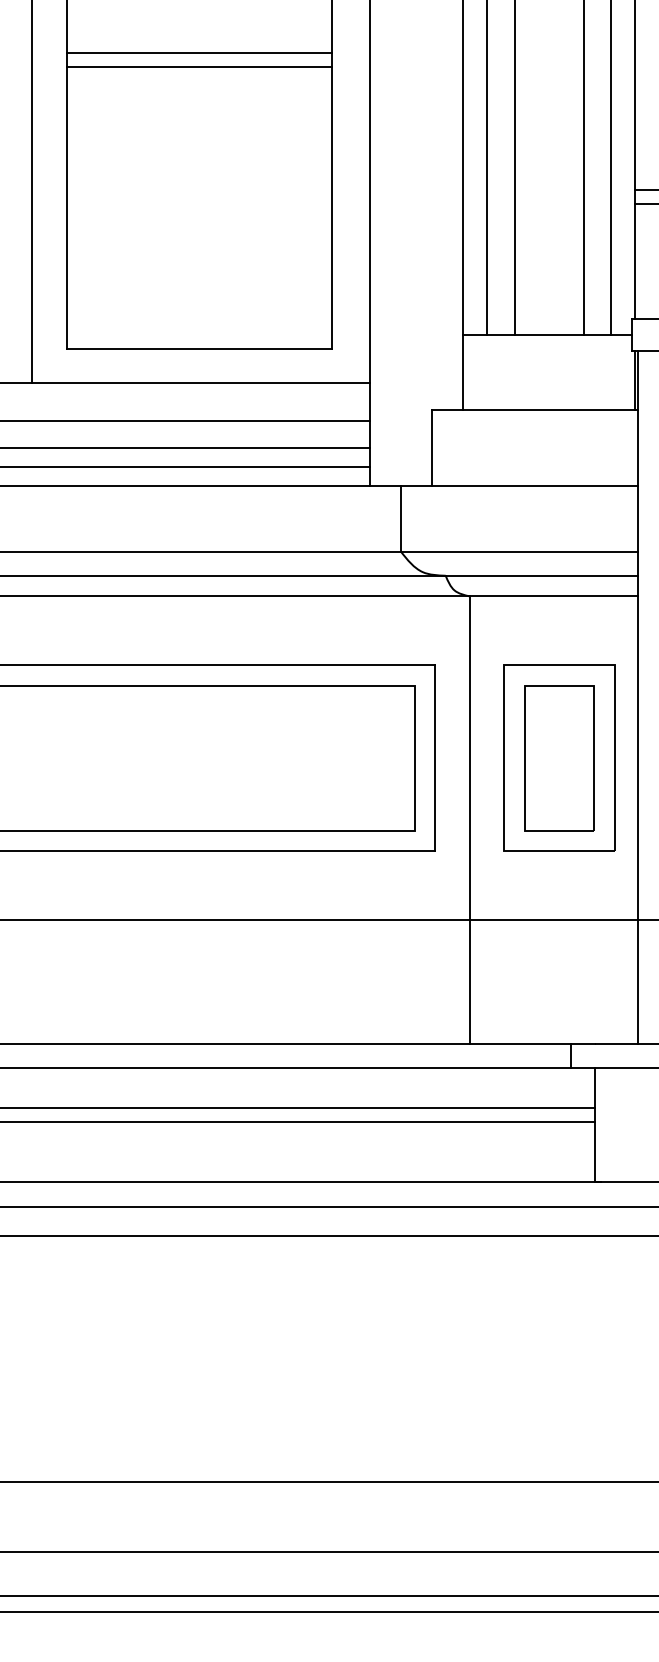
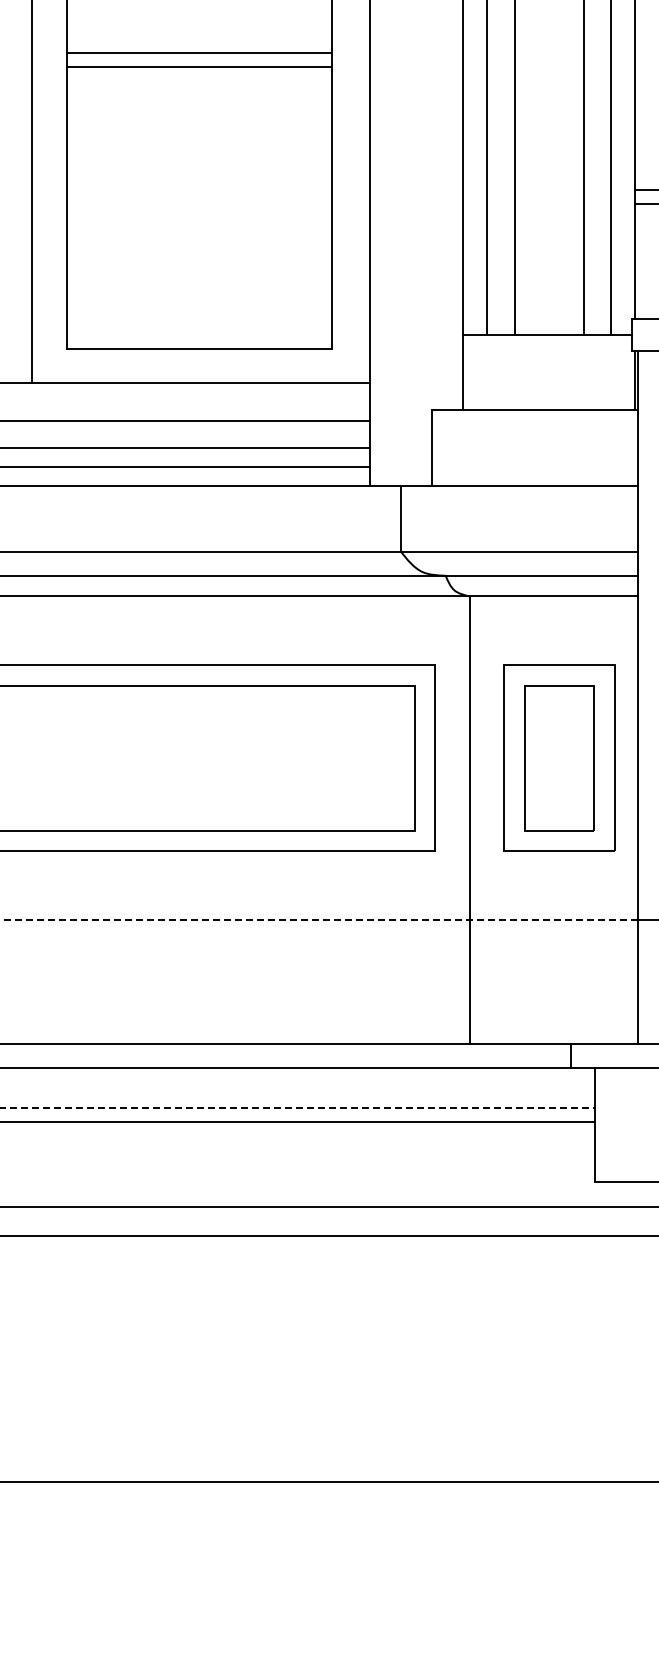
line: solid -> dashed (318, 920)
line: solid -> dashed (298, 1108)
line: present -> none (301, 1182)
line: present -> none (328, 1551)
line: present -> none (328, 1596)
line: present -> none (328, 1612)
